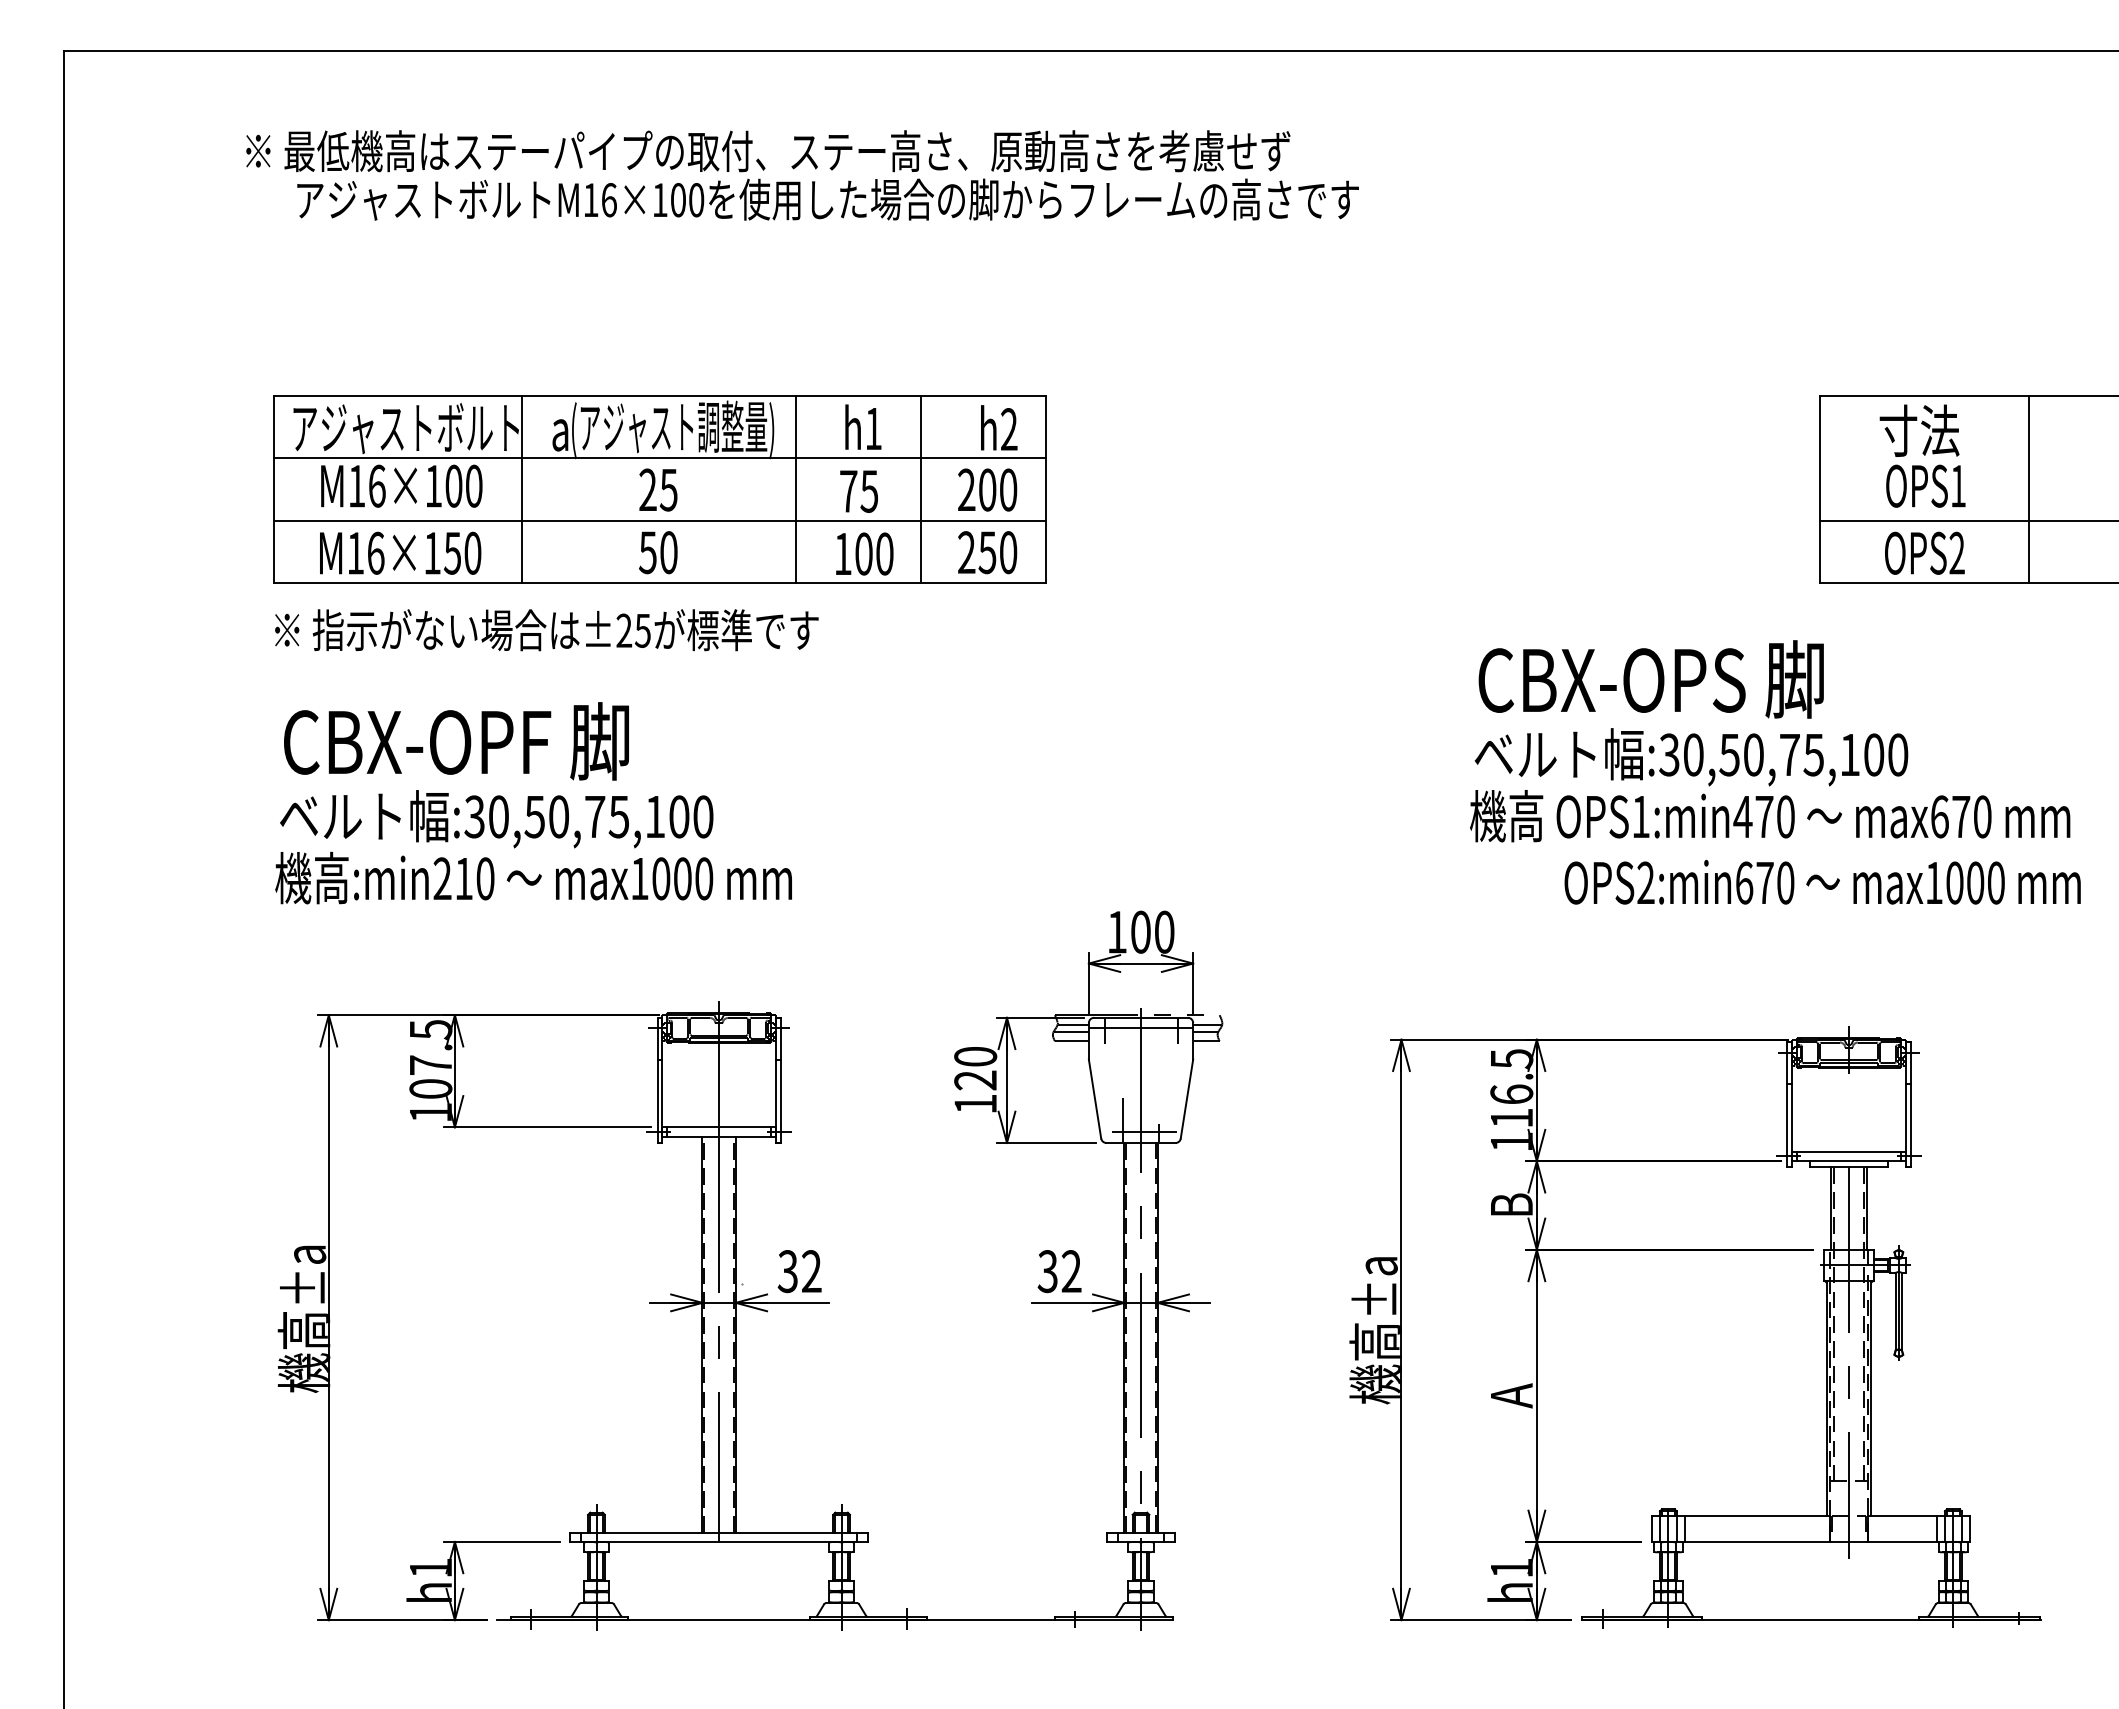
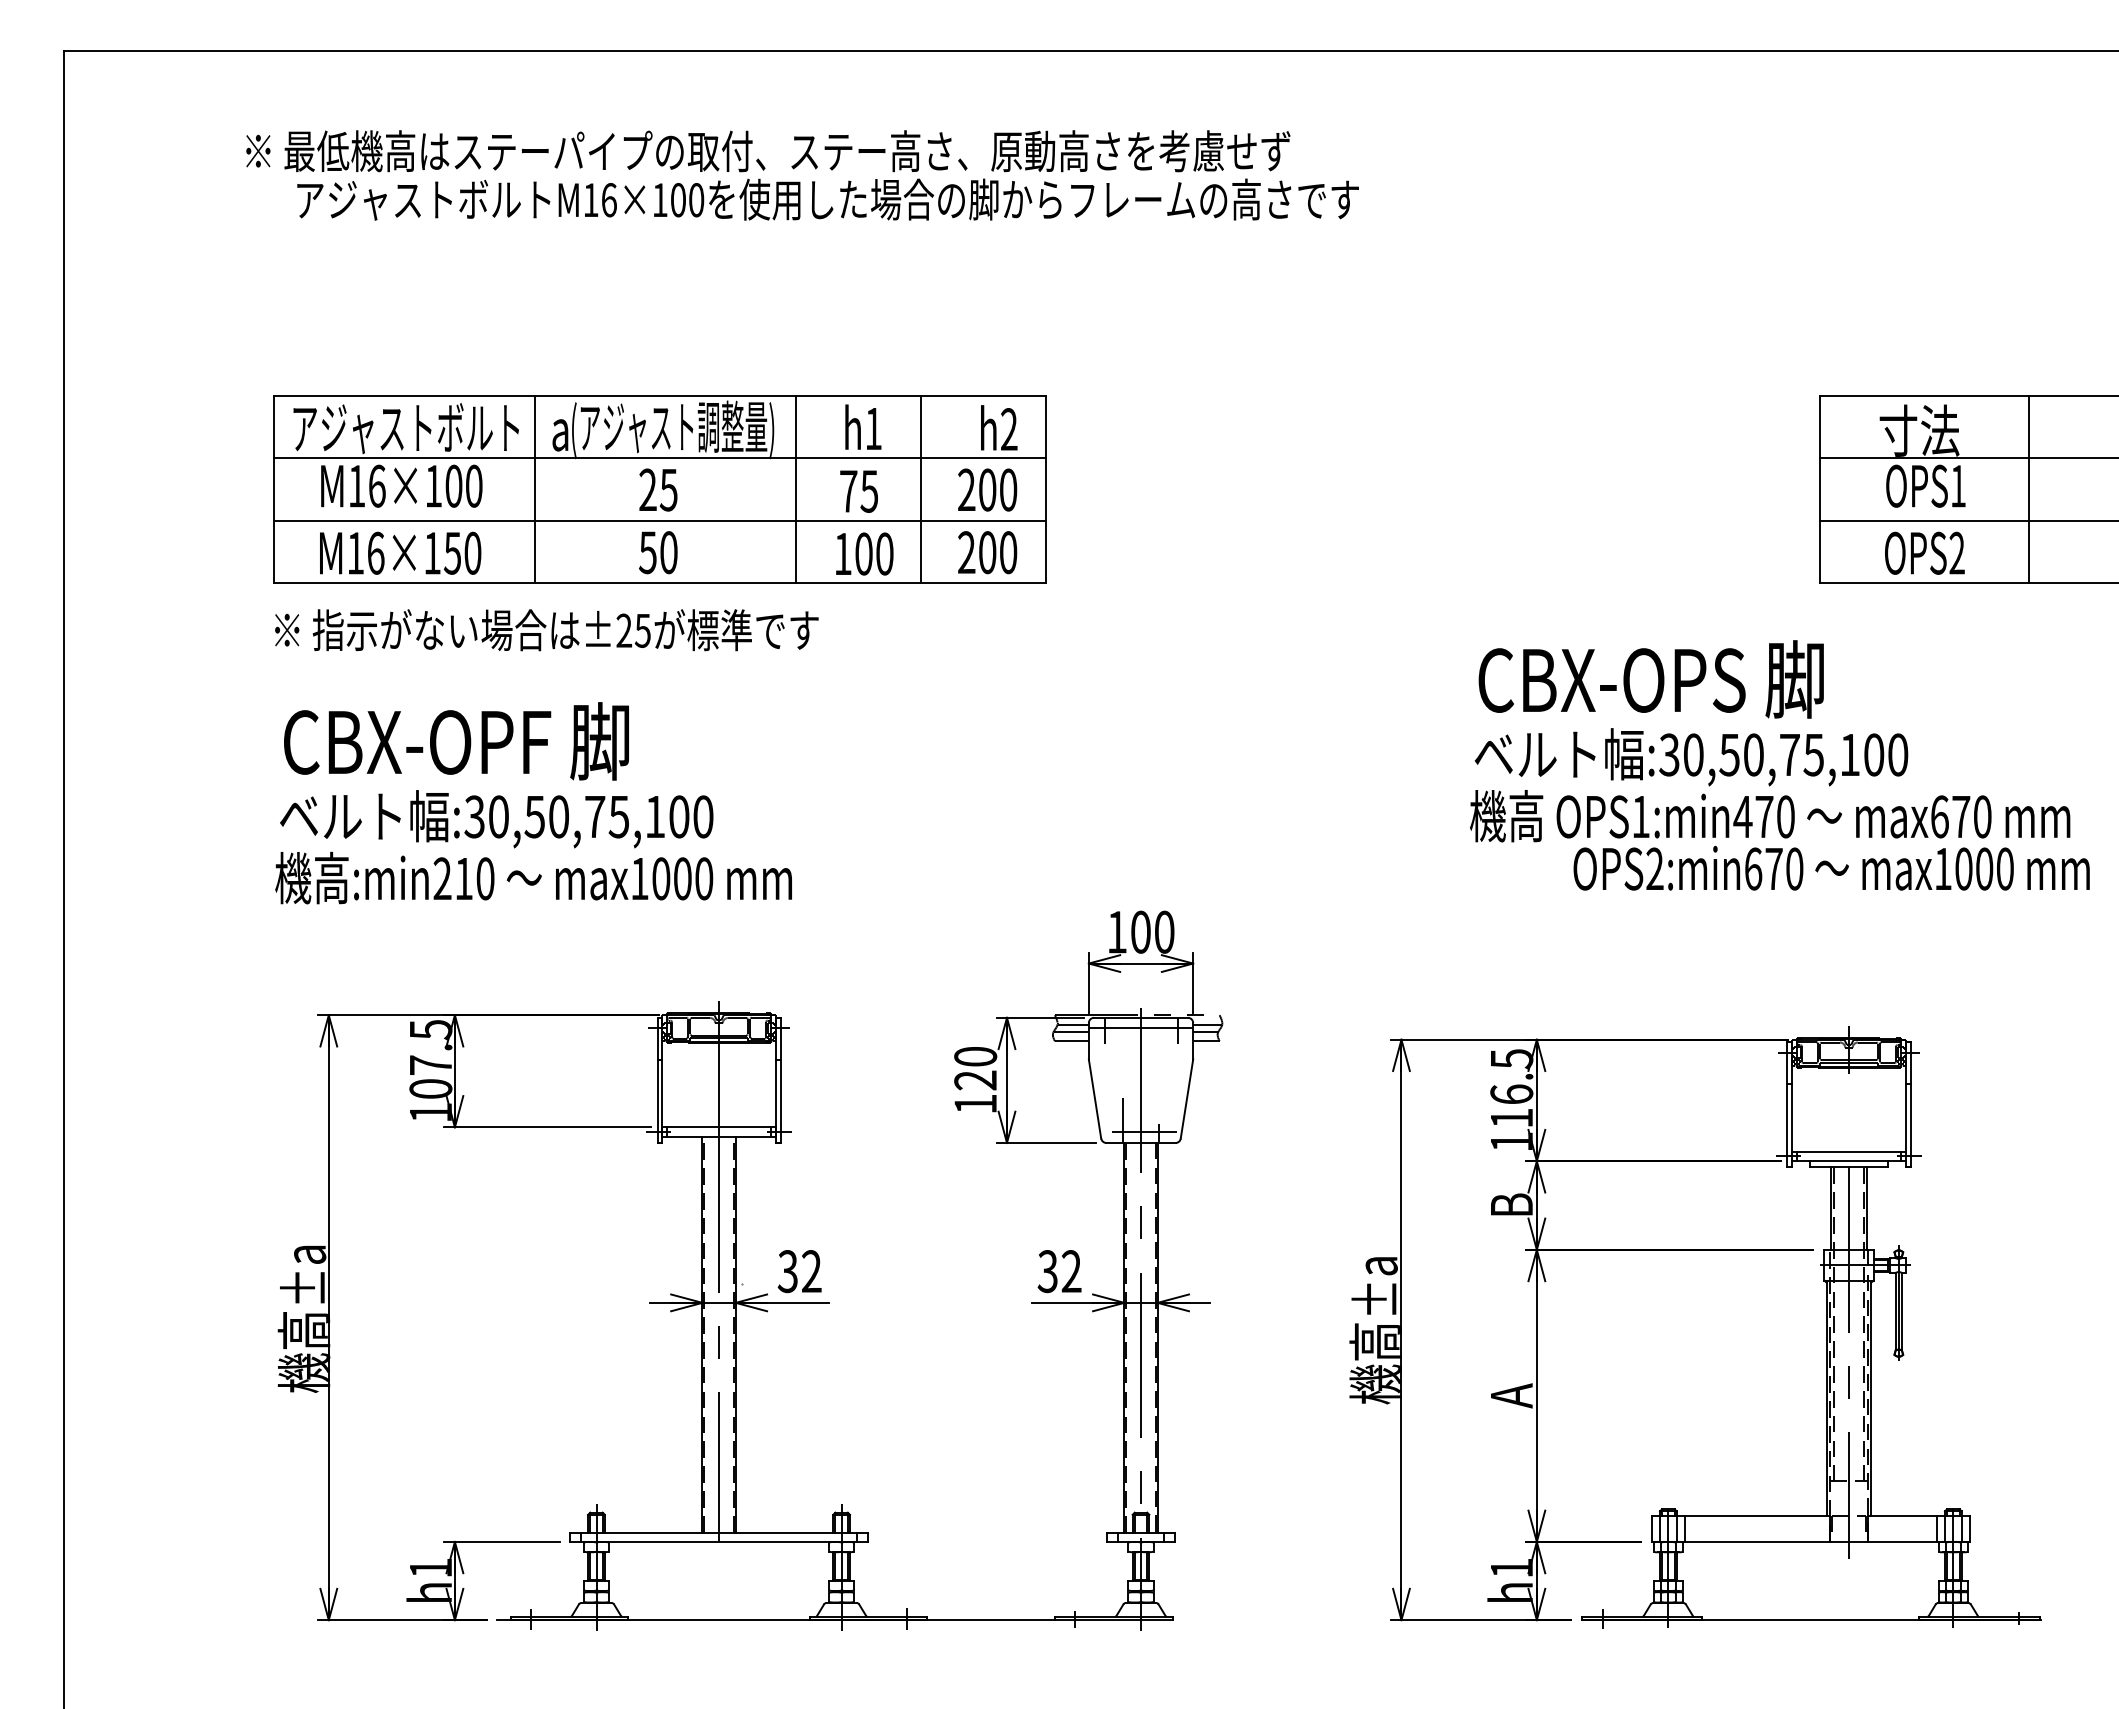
line: none -> present (1967, 458)
line position: (521, 489) -> (534, 489) (534, 489)
text: 250 -> 200 (987, 552)
text position: (1822, 881) -> (1831, 867) (1831, 867)
